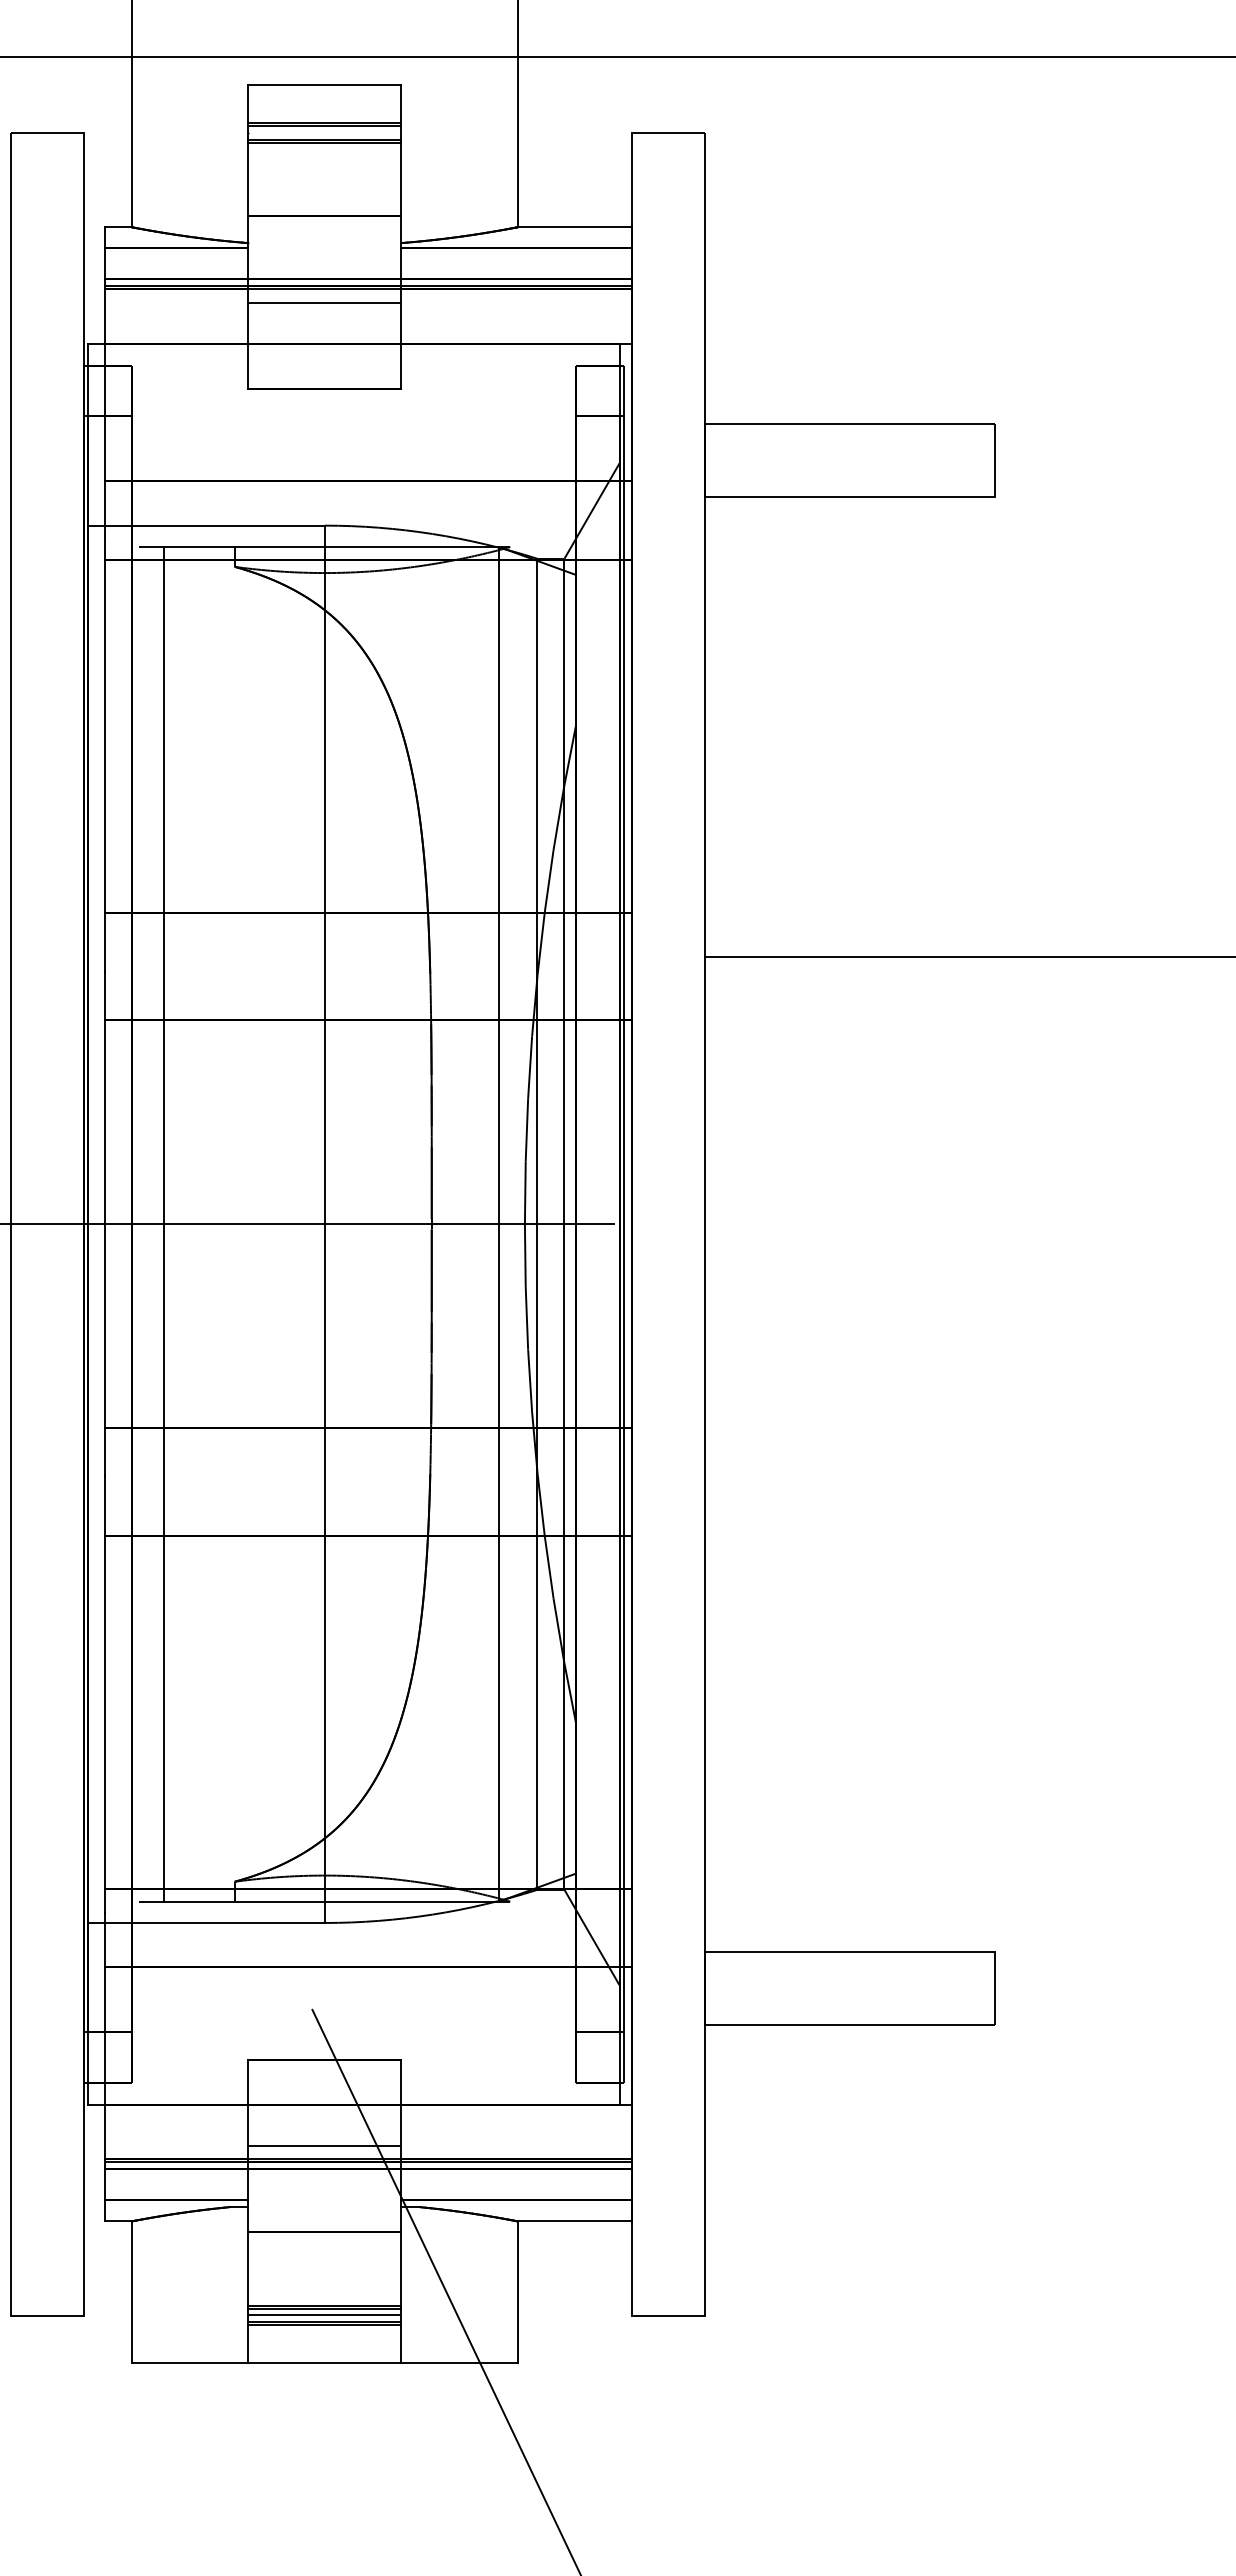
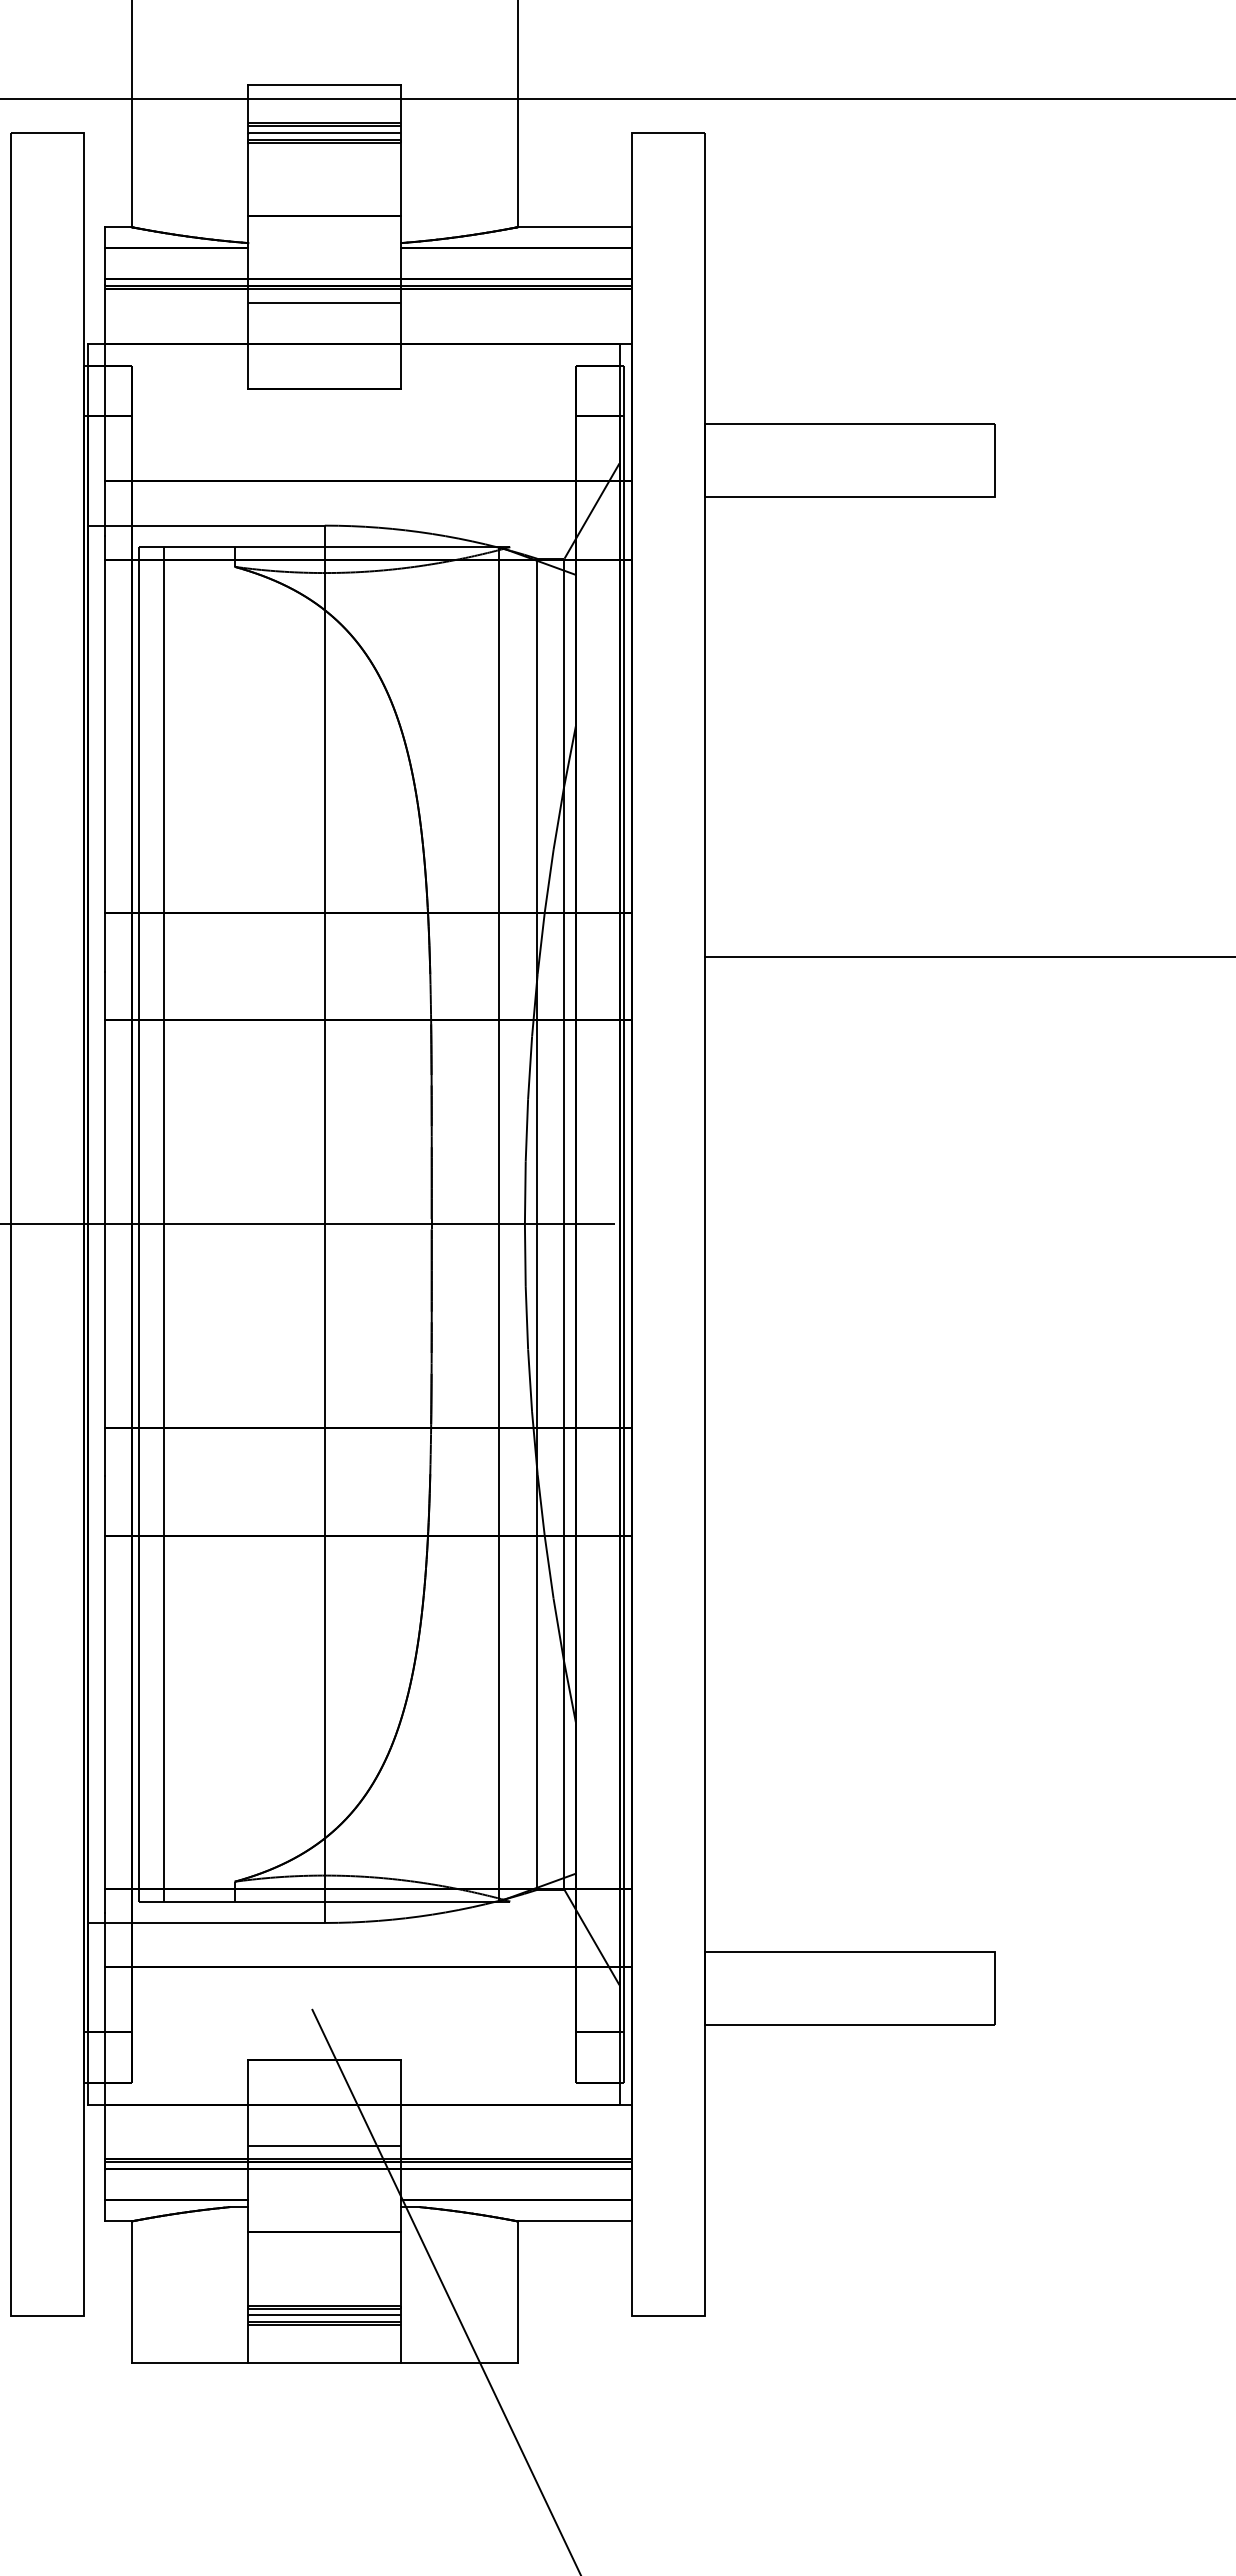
line position: (617, 56) -> (617, 98) (617, 98)
line: none -> present (324, 133)
line: none -> present (139, 1224)
